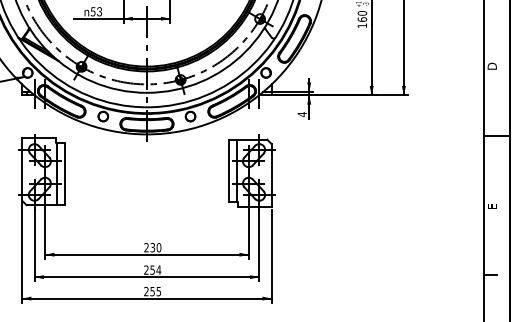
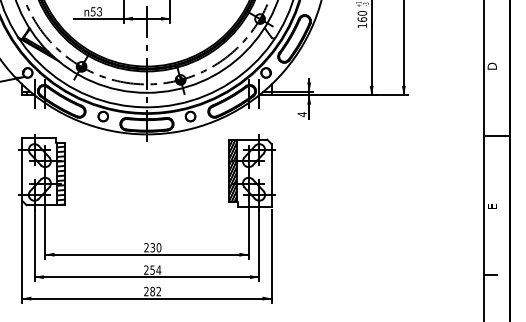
hatch: none -> present (232, 170)
hatch: none -> present (60, 175)
text: 255 -> 282 (155, 291)
